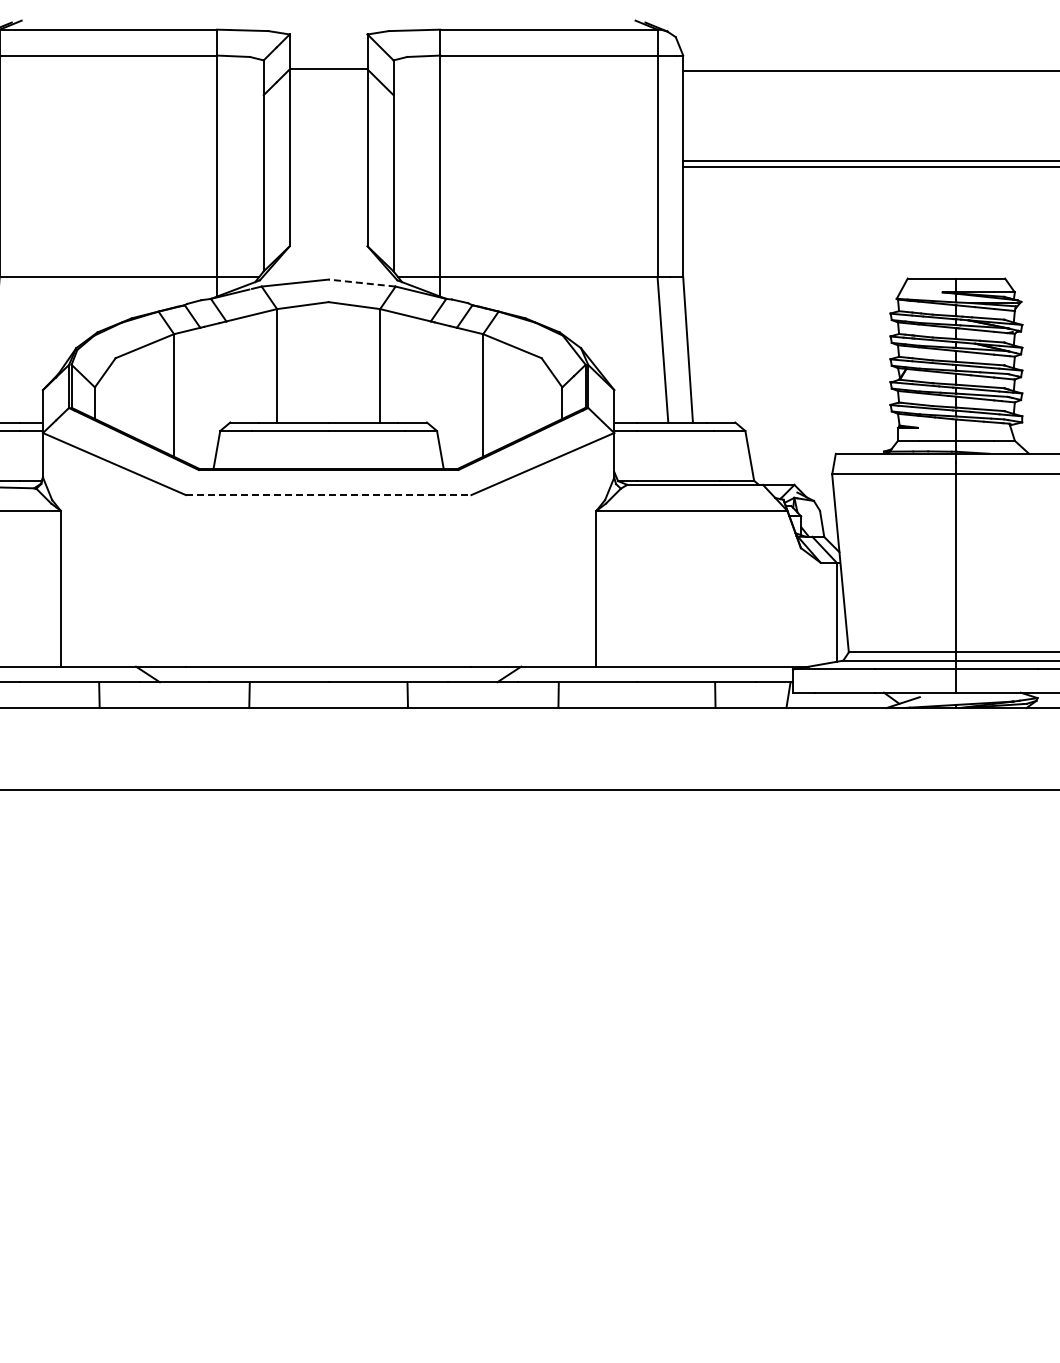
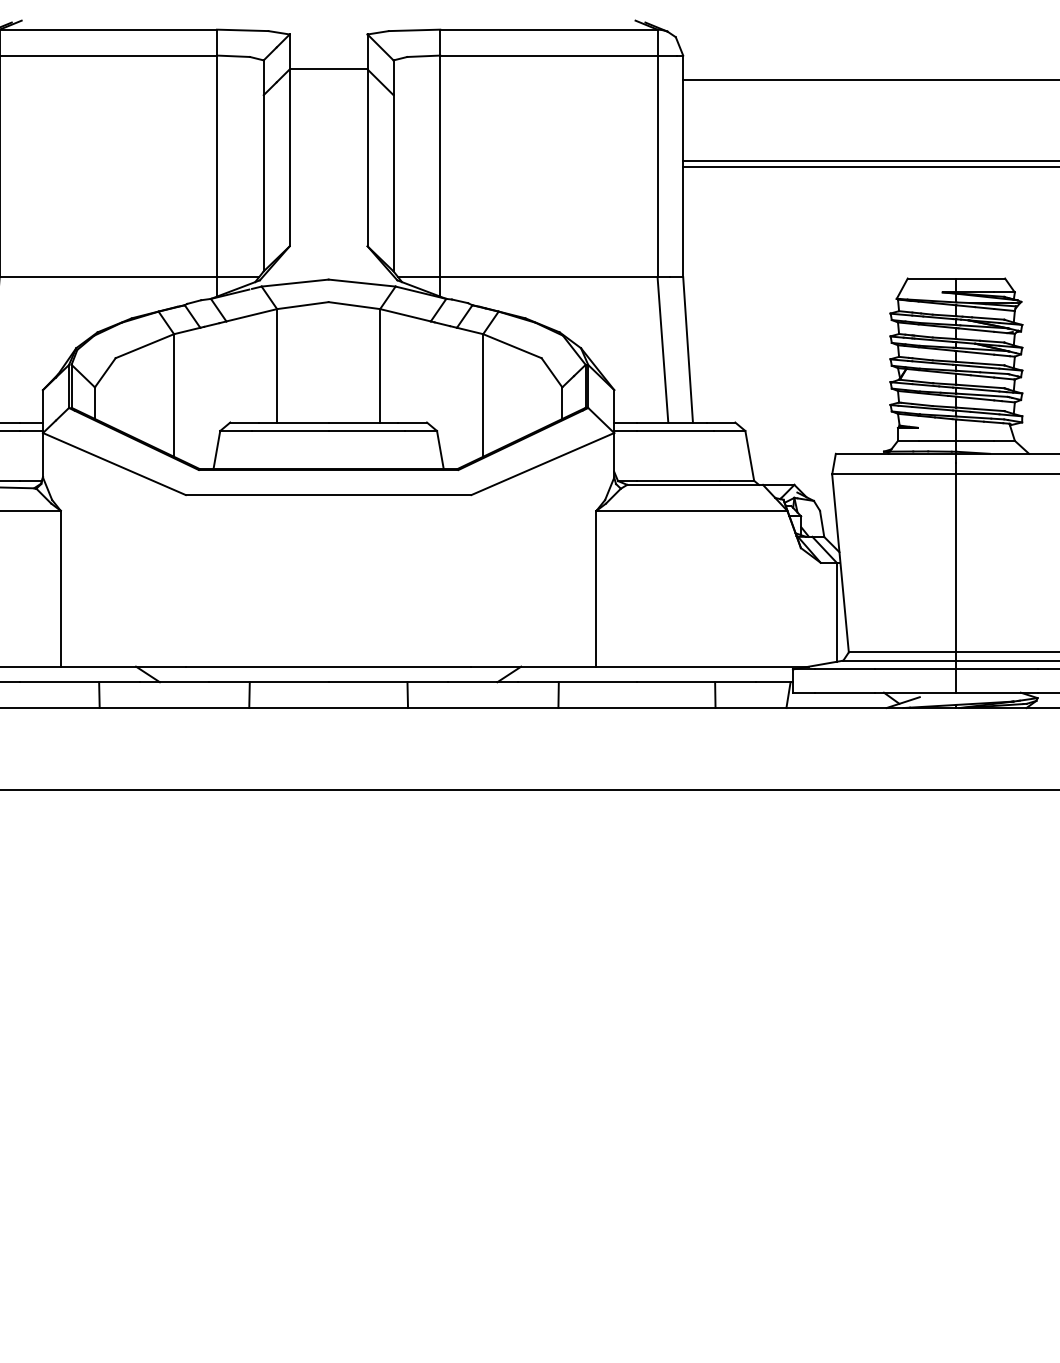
line position: (869, 70) -> (869, 79) (869, 79)
line: dashed -> solid (362, 283)
line: dashed -> solid (328, 495)
